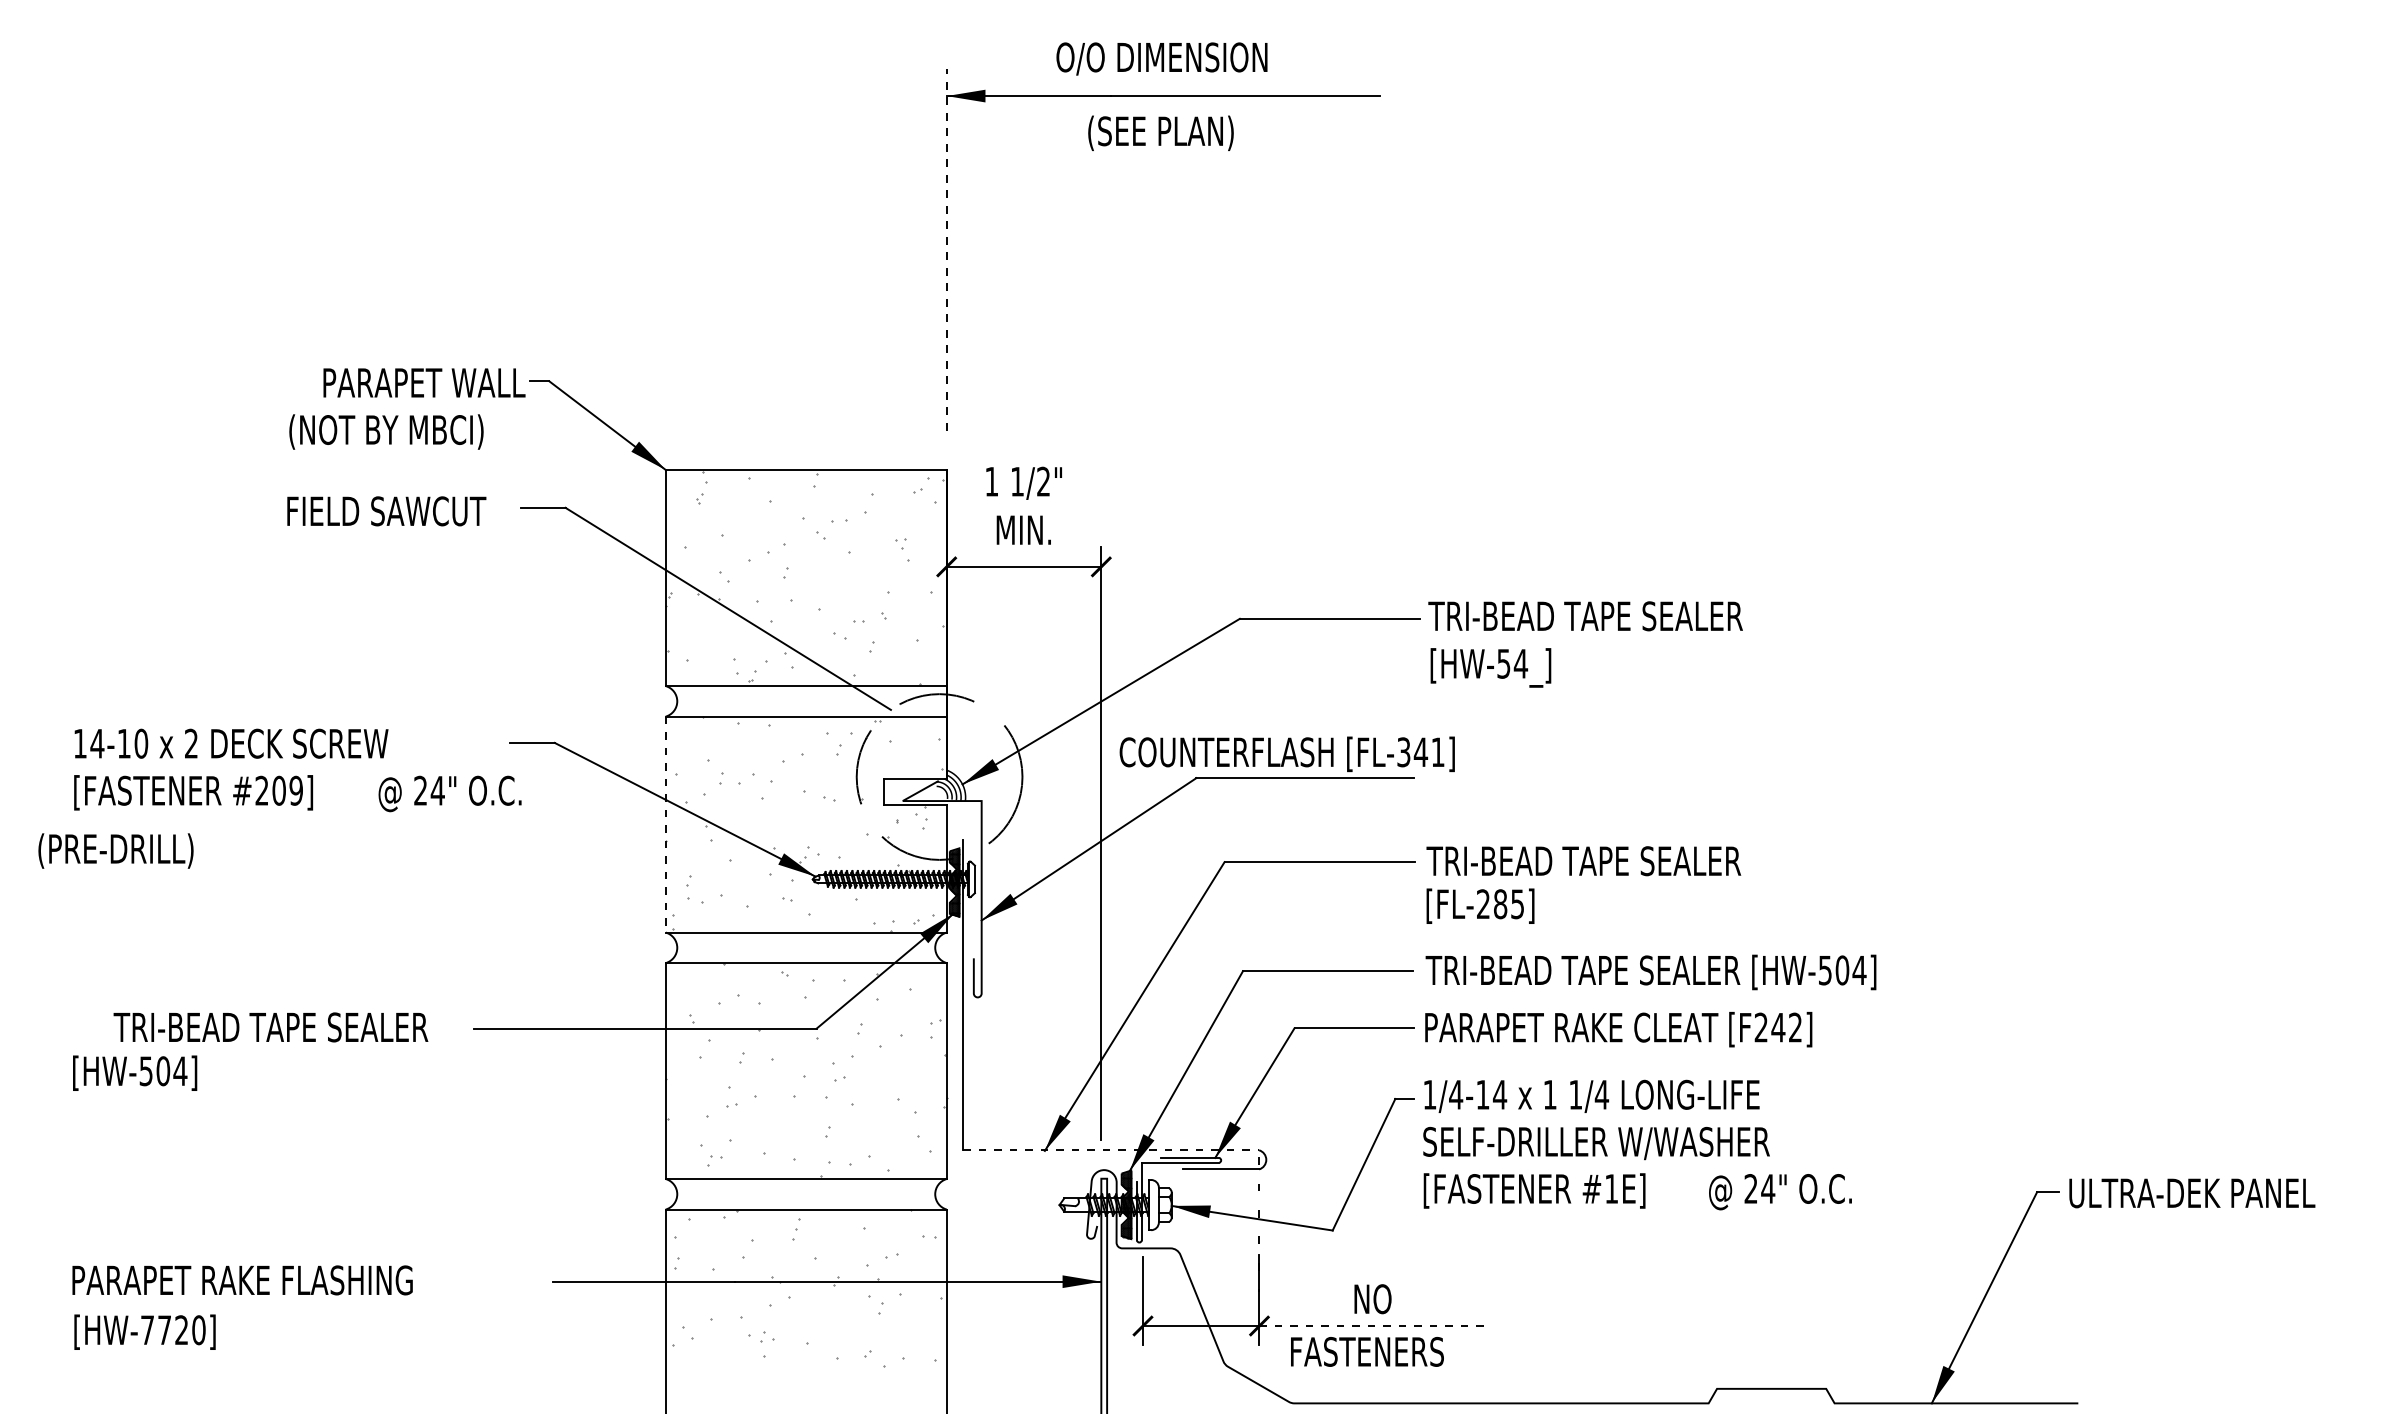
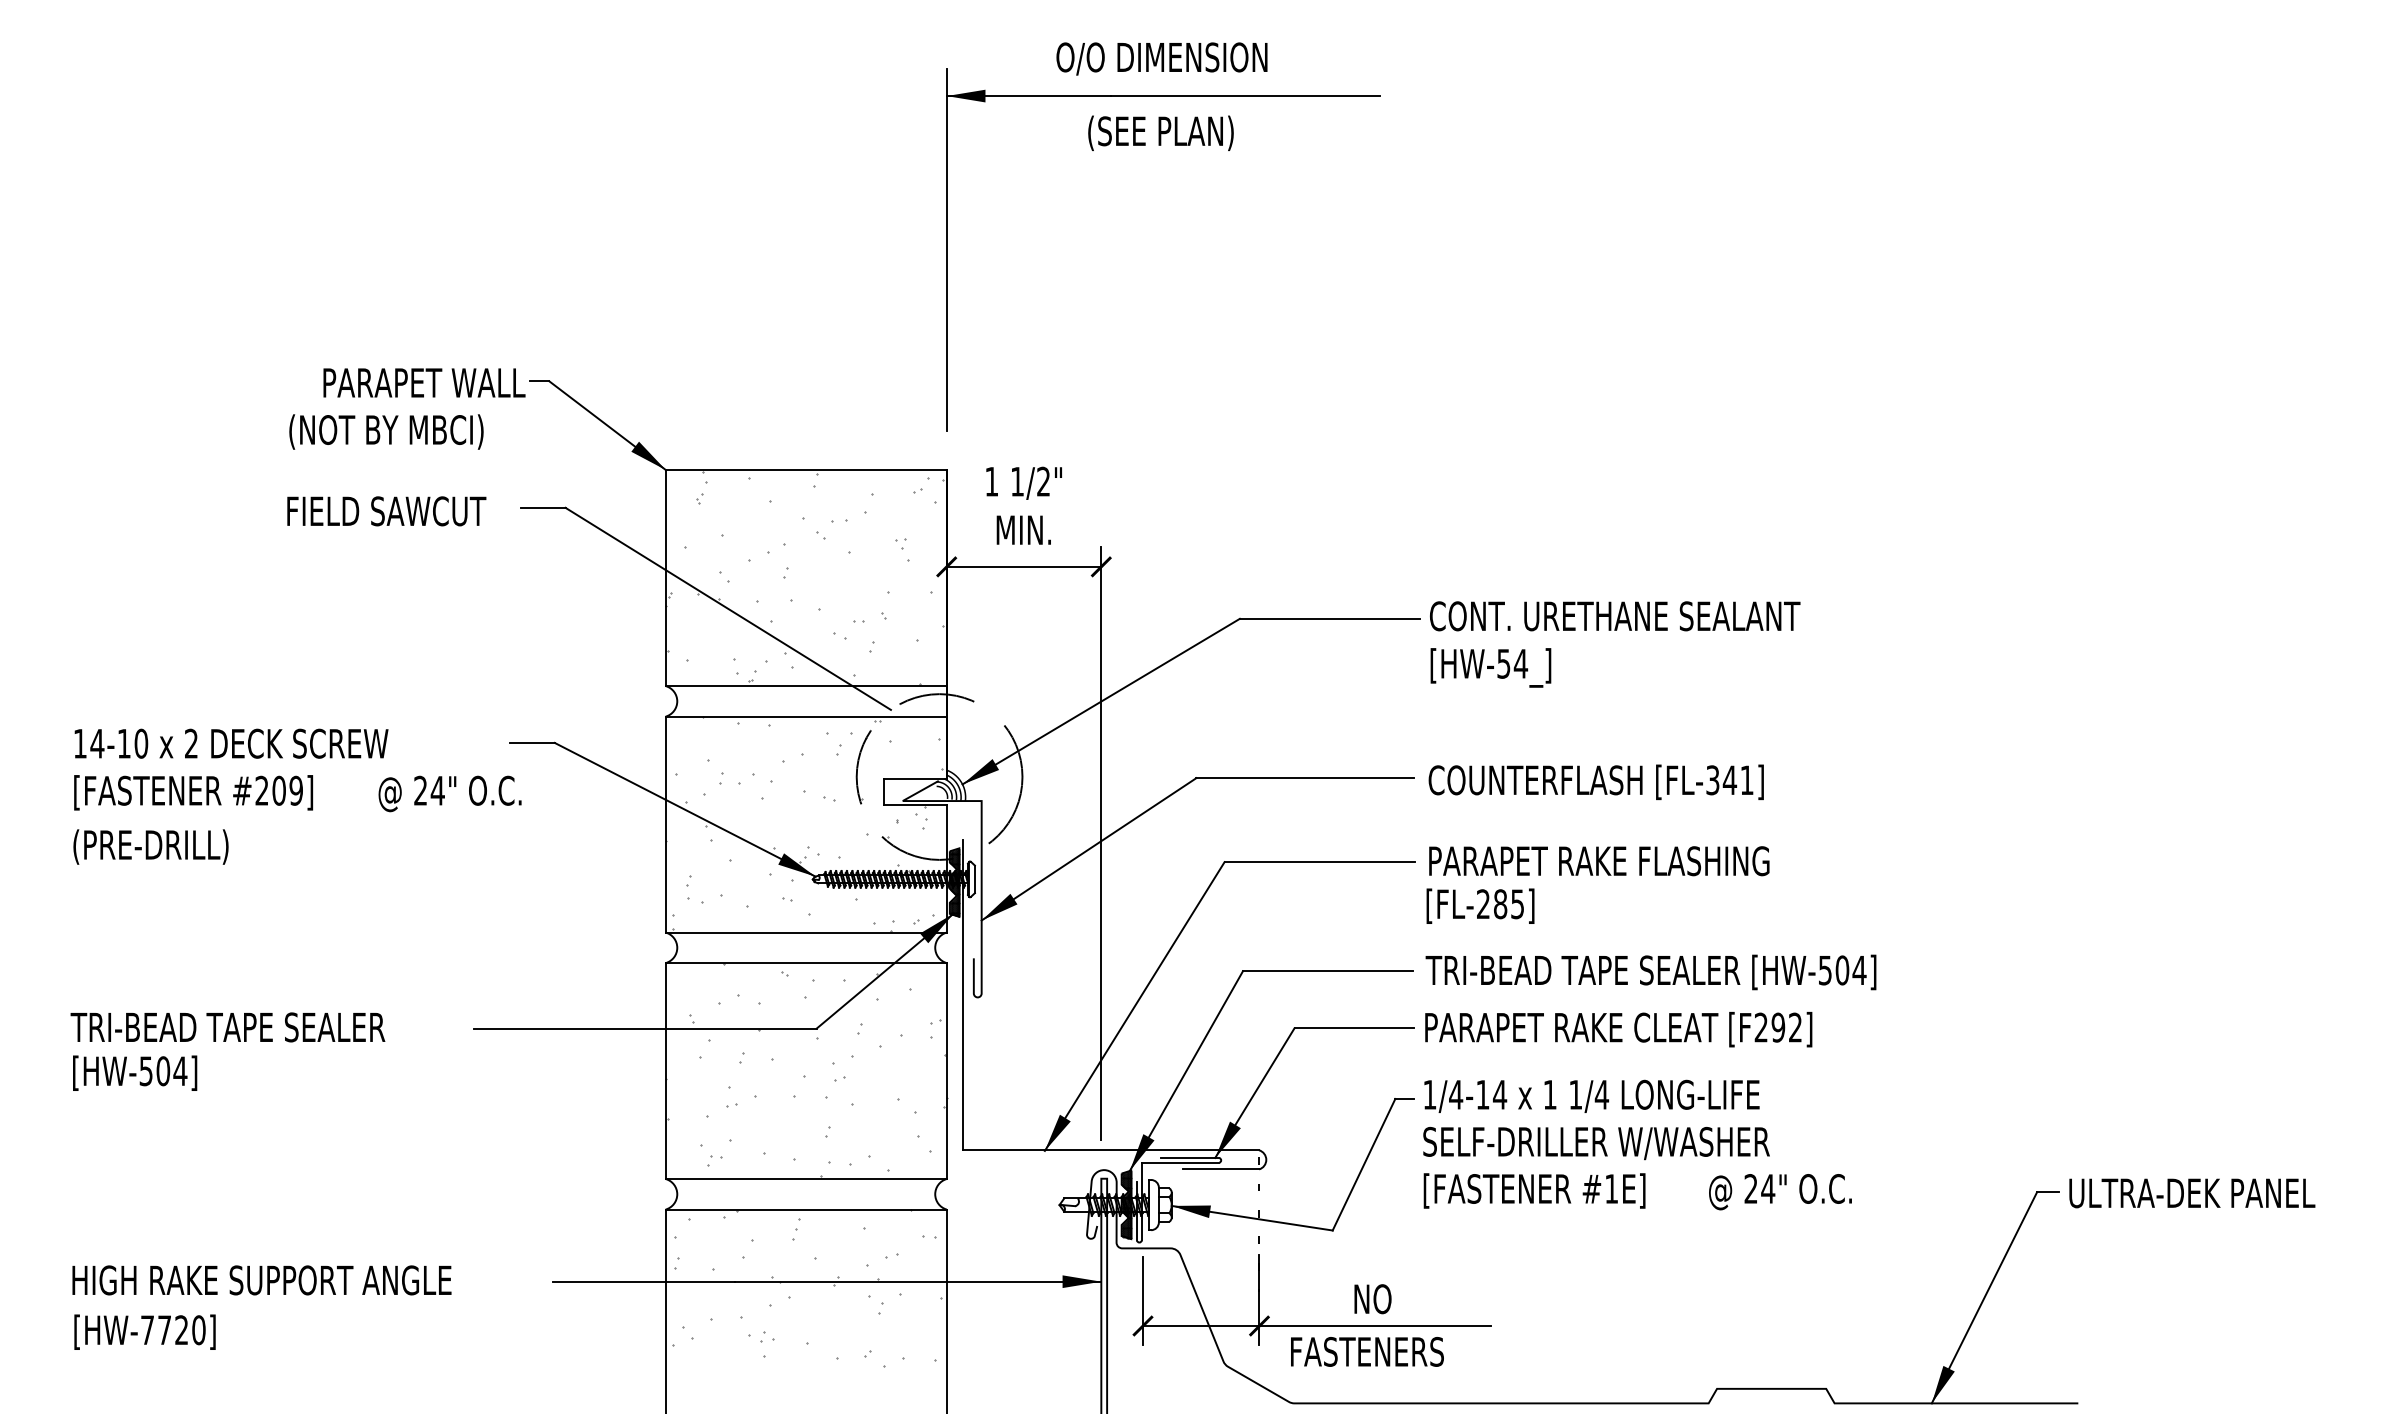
line: dashed -> solid (946, 249)
text: TRI-BEAD TAPE SEALER -> CONT. URETHANE SEALANT (1614, 616)
text position: (1286, 753) -> (1595, 781) (1595, 781)
line: dashed -> solid (665, 824)
text position: (115, 850) -> (150, 846) (150, 846)
text: TRI-BEAD TAPE SEALER -> PARAPET RAKE FLASHING (1597, 861)
text position: (270, 1027) -> (227, 1027) (227, 1027)
text: [F242] -> [F292] (1778, 1027)
line: dashed -> solid (1111, 1150)
text: PARAPET RAKE FLASHING -> HIGH RAKE SUPPORT ANGLE (263, 1280)
line: dashed -> solid (1374, 1326)
